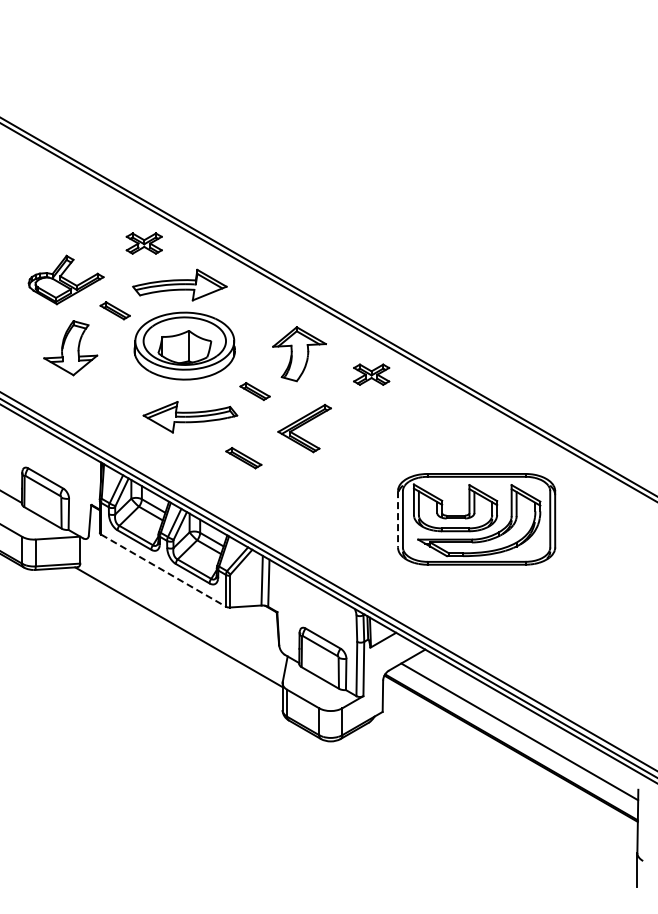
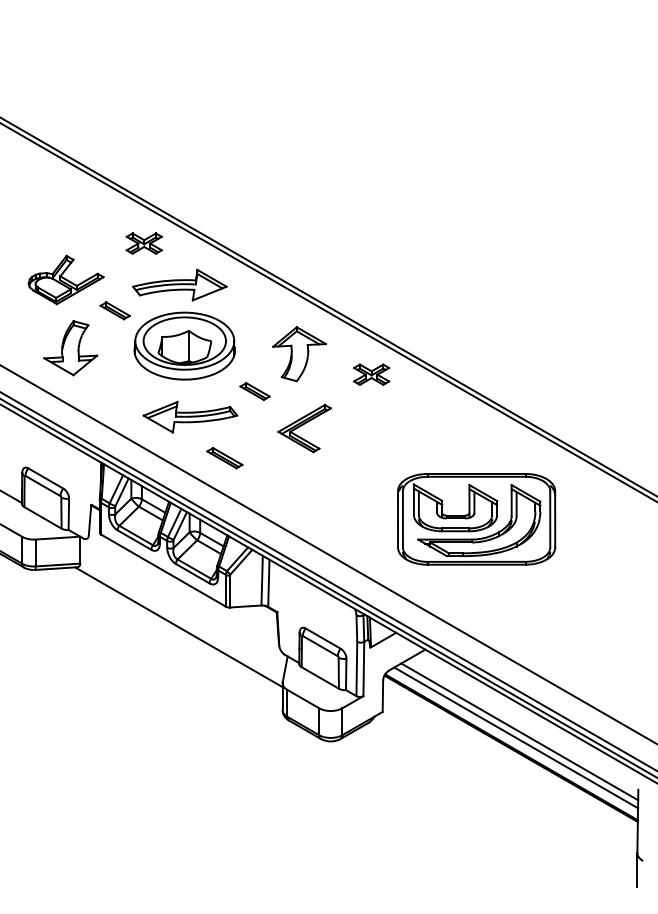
part position: (243, 458) -> (224, 458) (224, 458)
line: dashed -> solid (398, 519)
line: none -> present (328, 554)
line: dashed -> solid (164, 570)
line: none -> present (516, 737)
